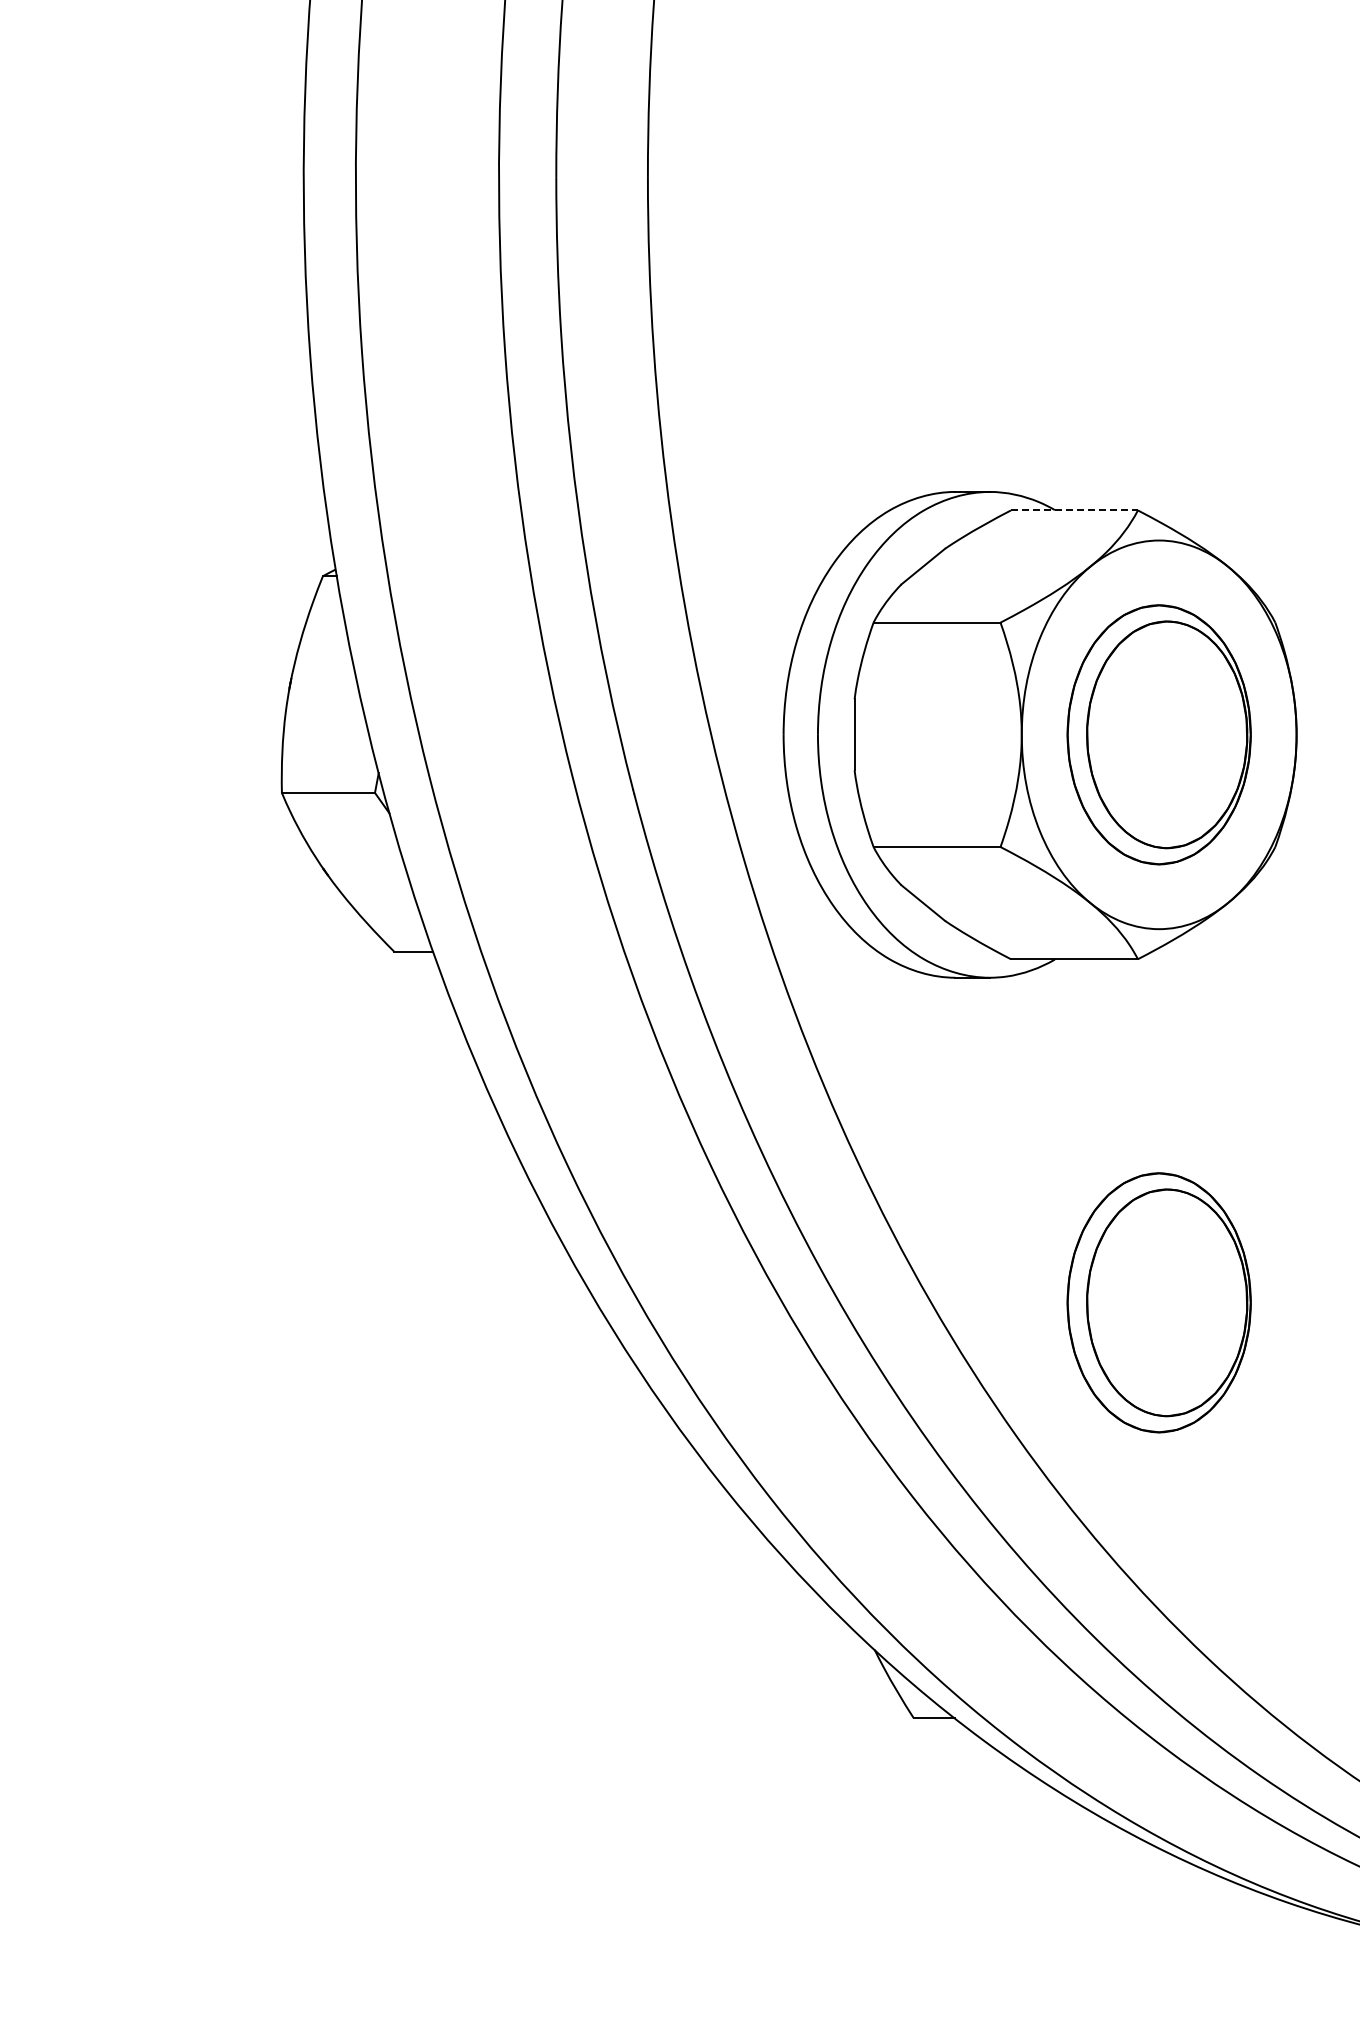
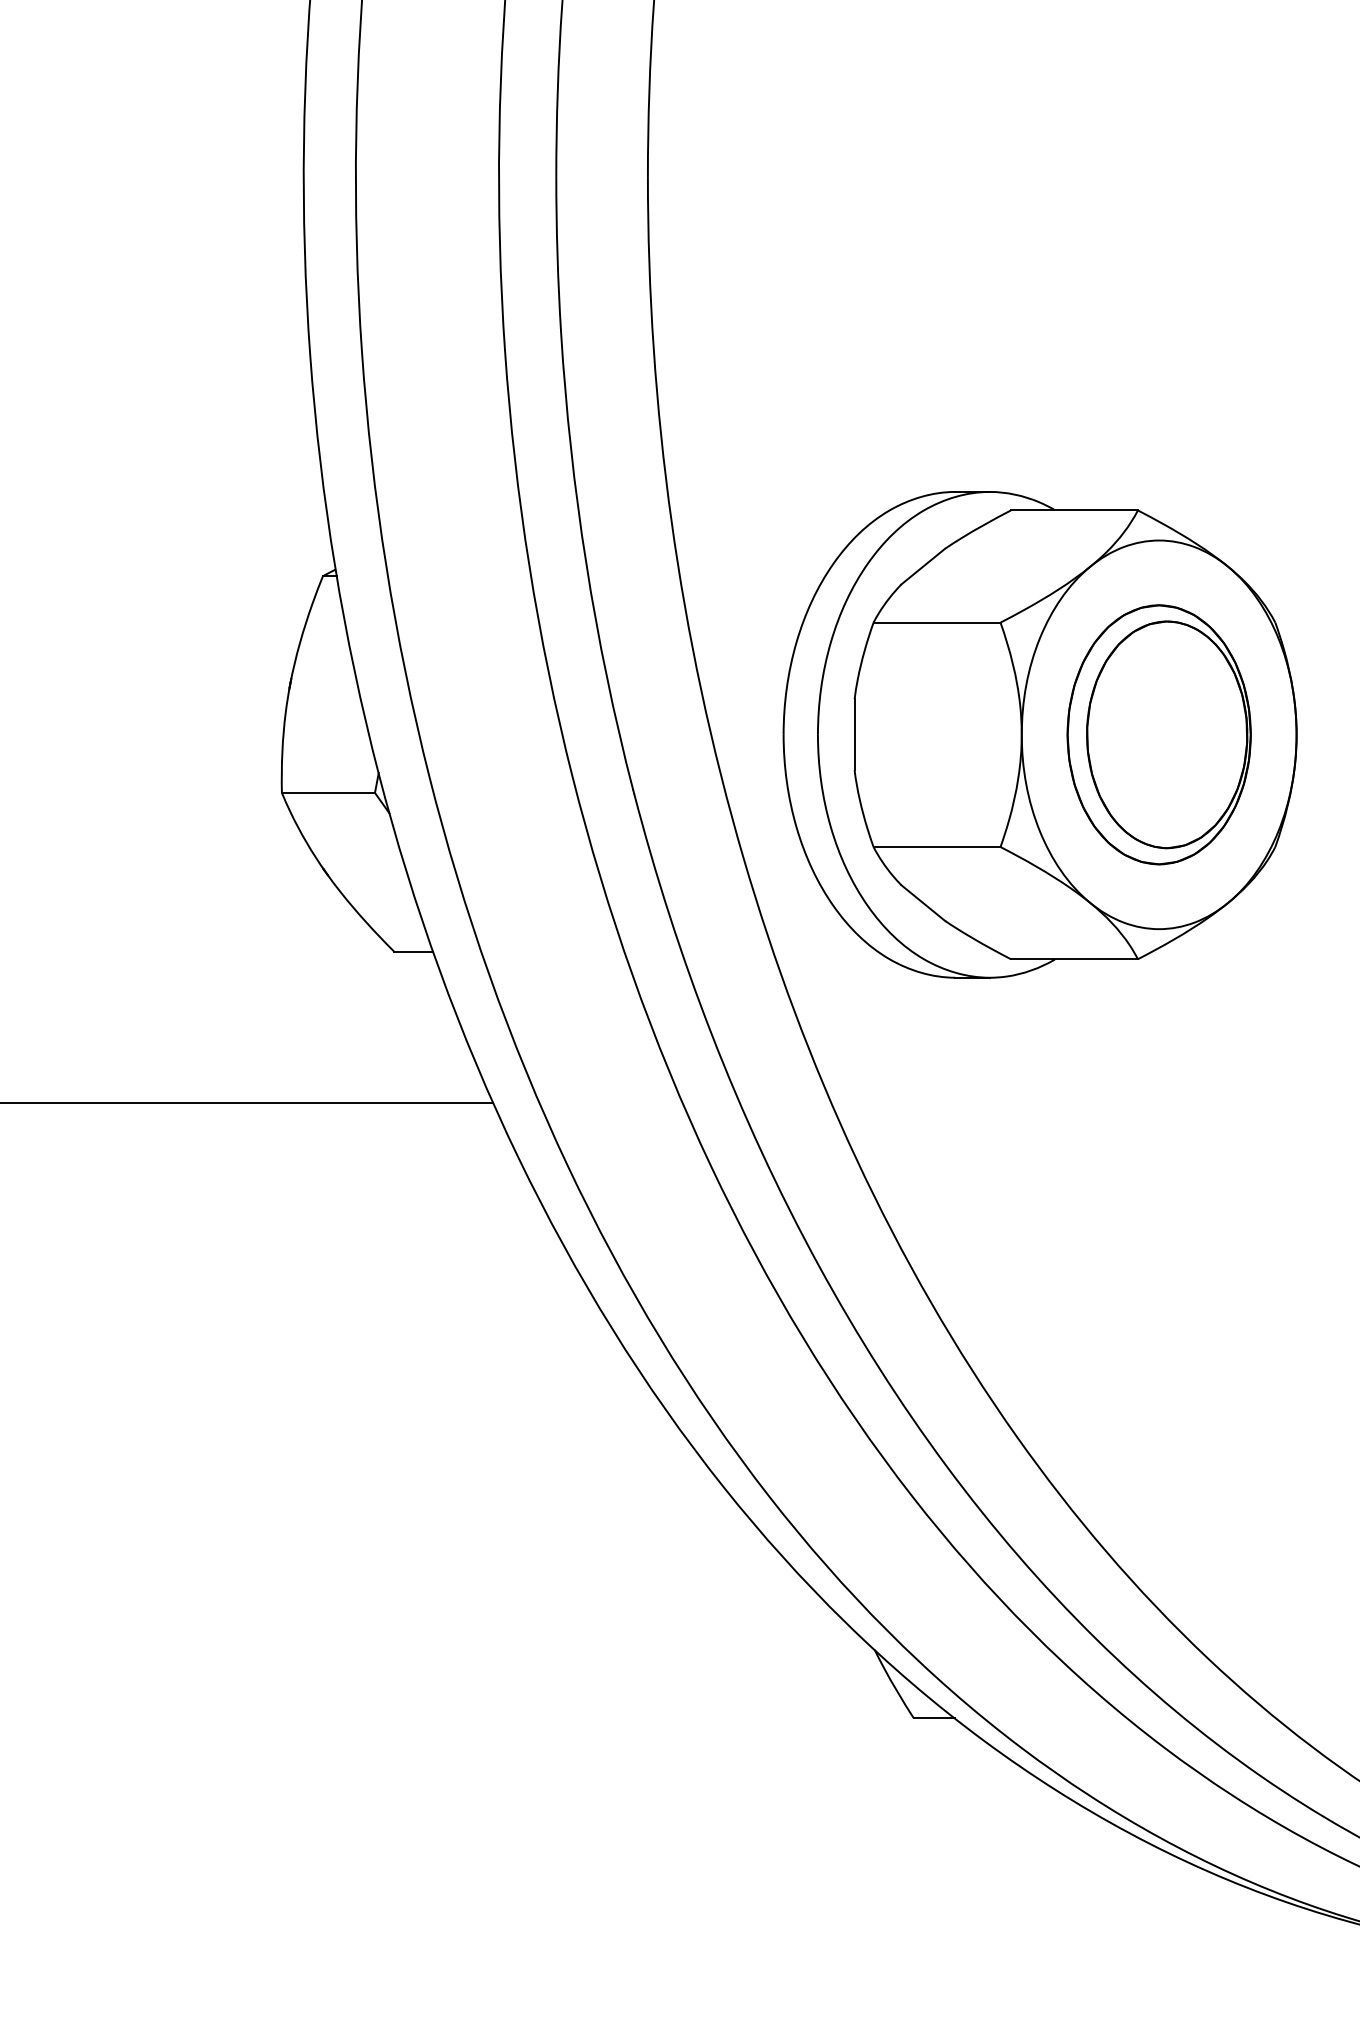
line: dashed -> solid (1074, 510)
line: none -> present (247, 1102)
part: present -> none (1158, 1302)
